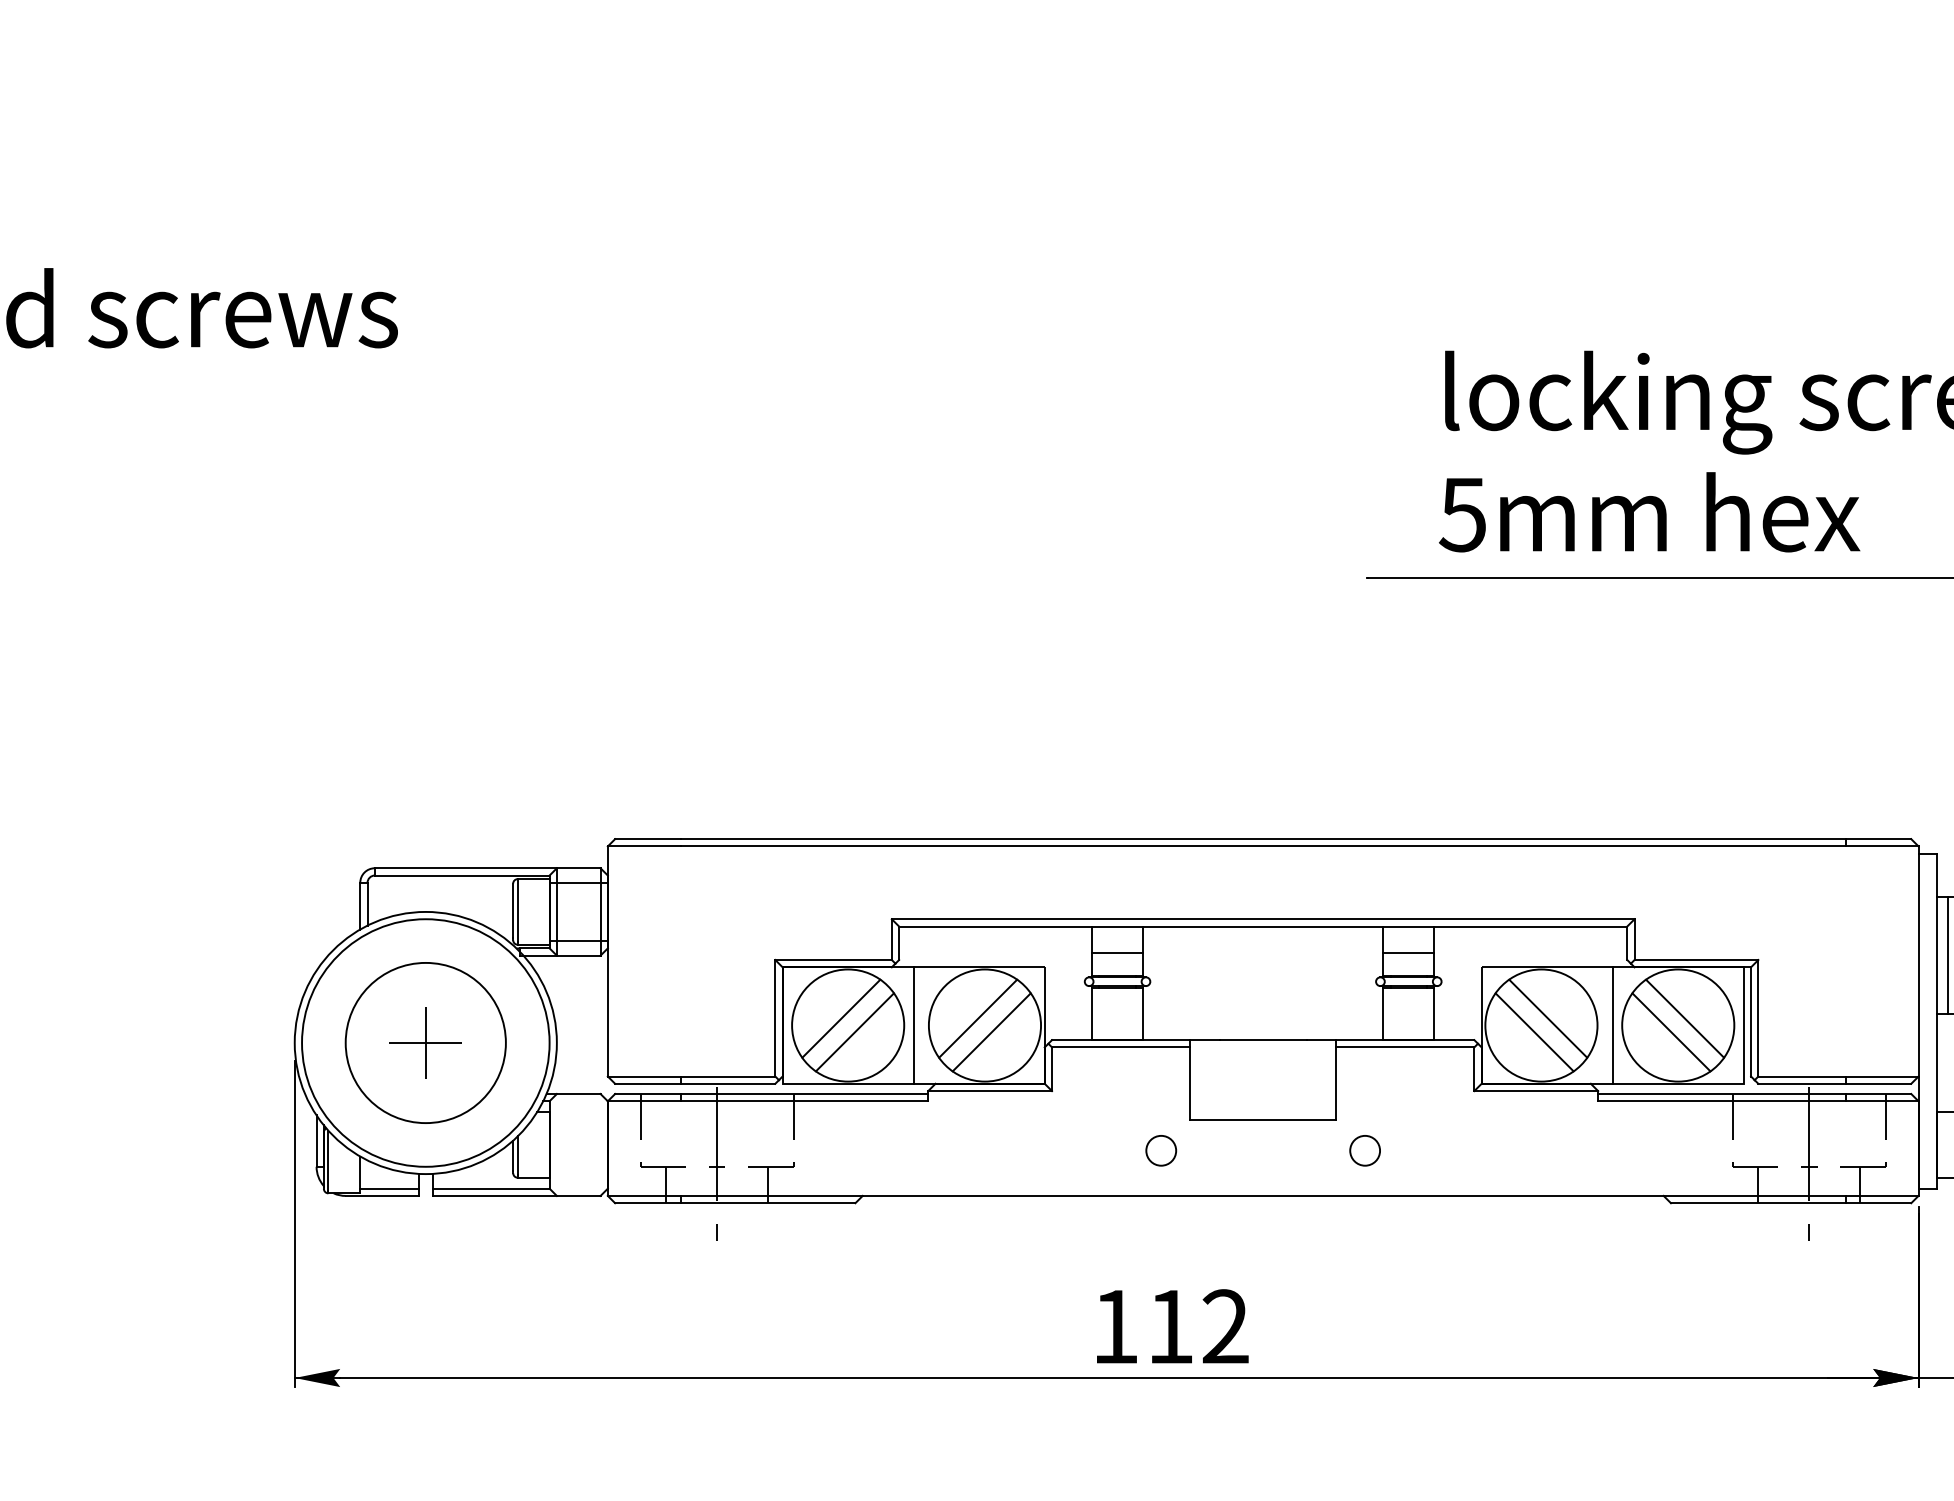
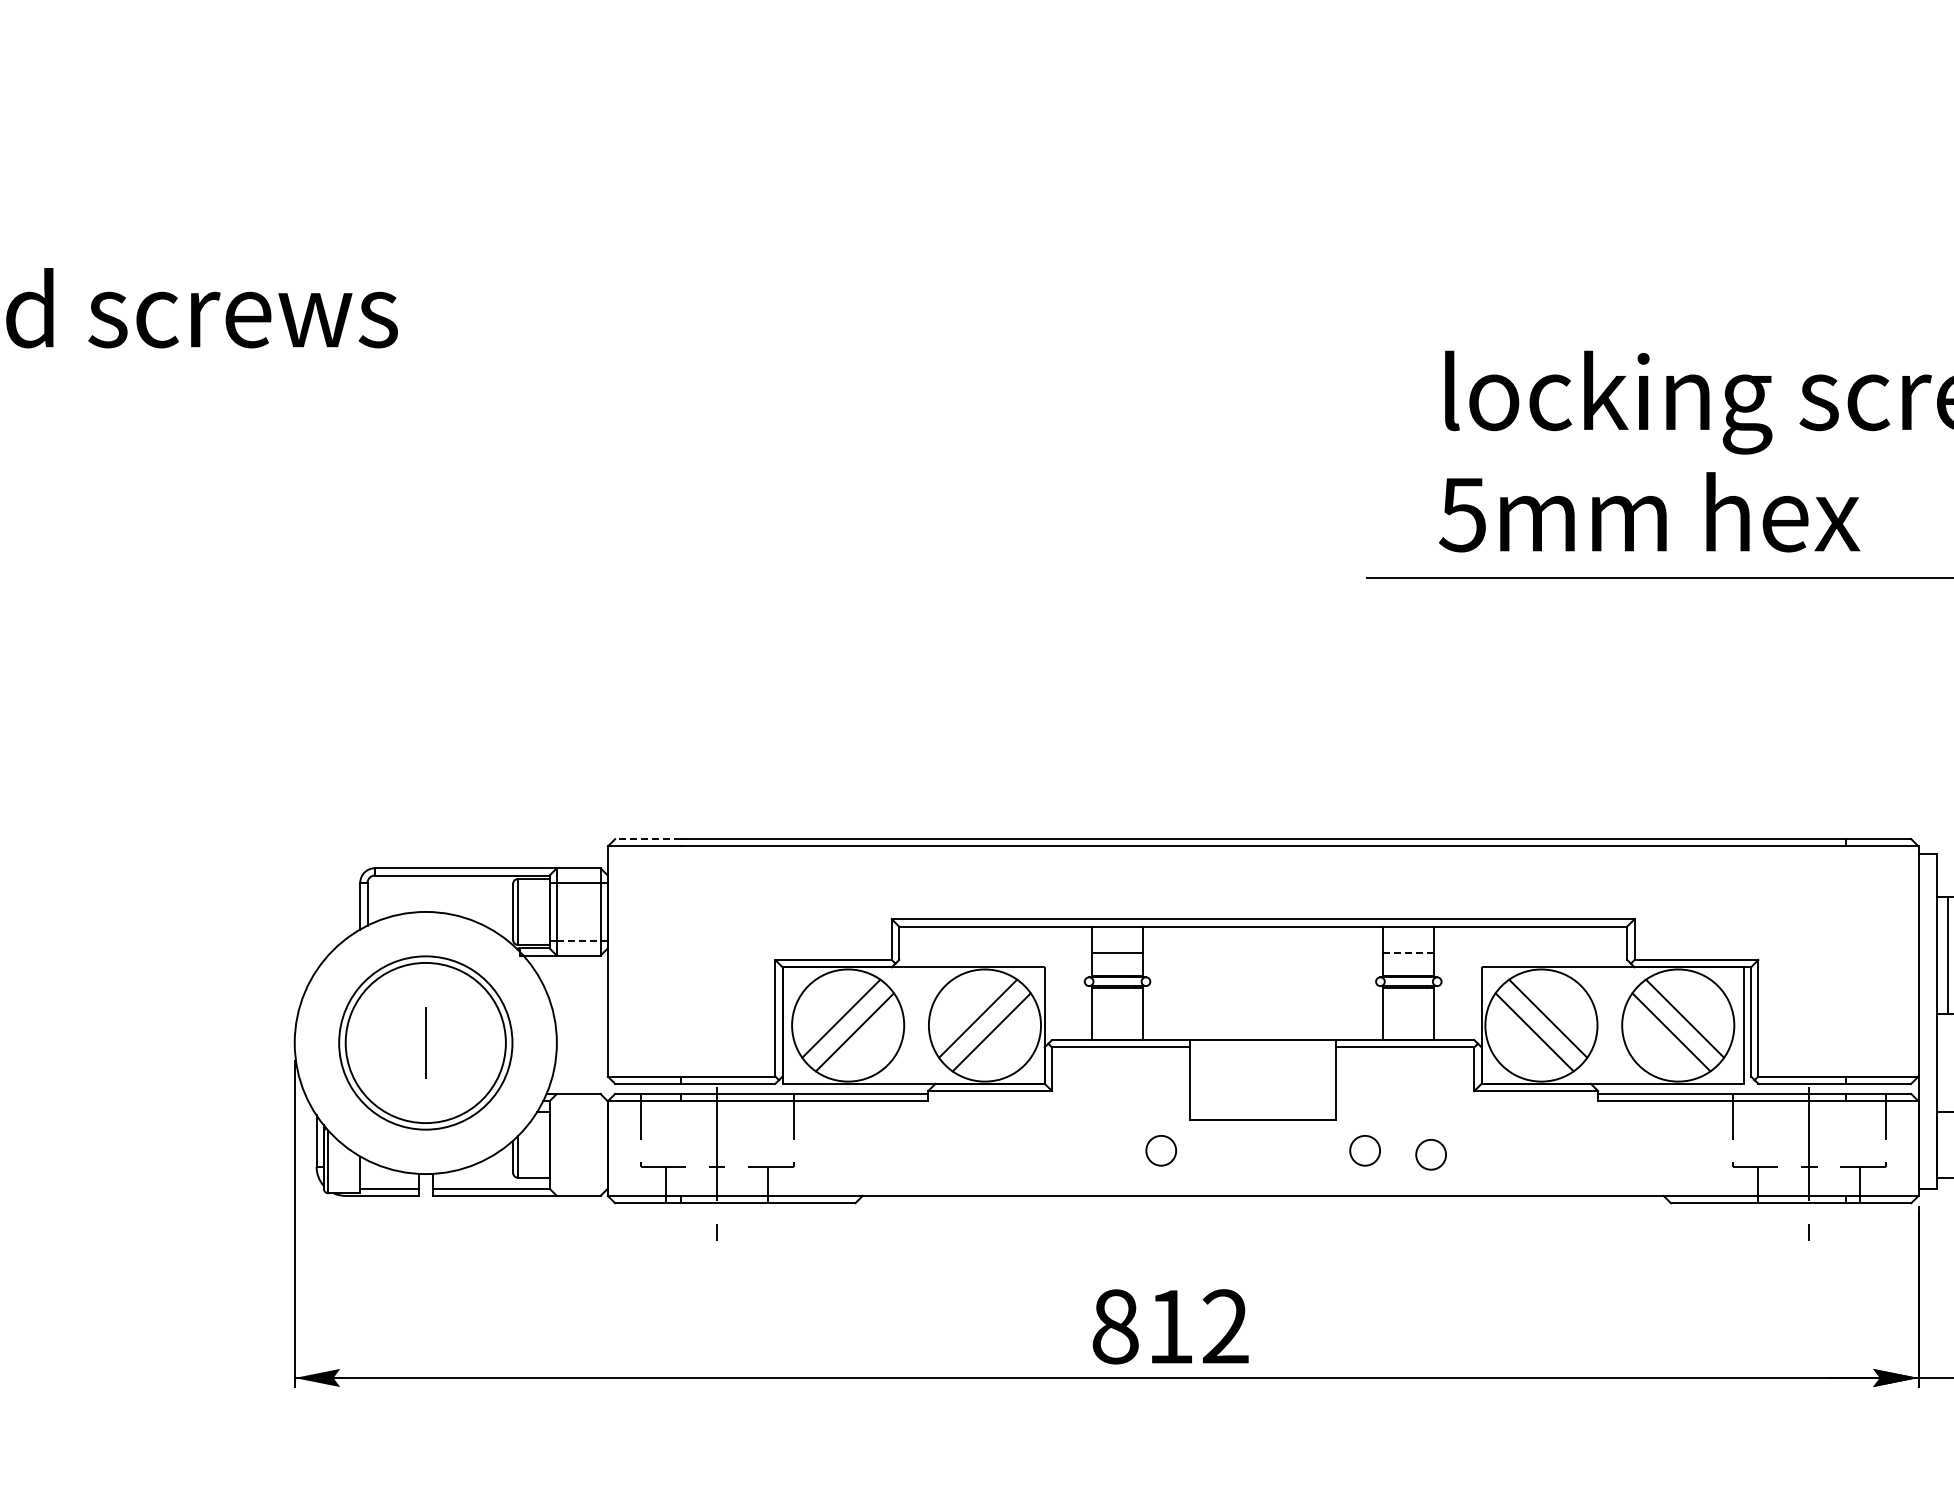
line: solid -> dashed (647, 839)
line: solid -> dashed (578, 941)
line: solid -> dashed (1409, 952)
line: present -> none (913, 1025)
line: present -> none (1612, 1025)
circle diameter: 248 px -> 173 px (425, 1042)
line: present -> none (425, 1043)
circle: none -> present (1430, 1154)
text: 112 -> 812 (1115, 1326)
